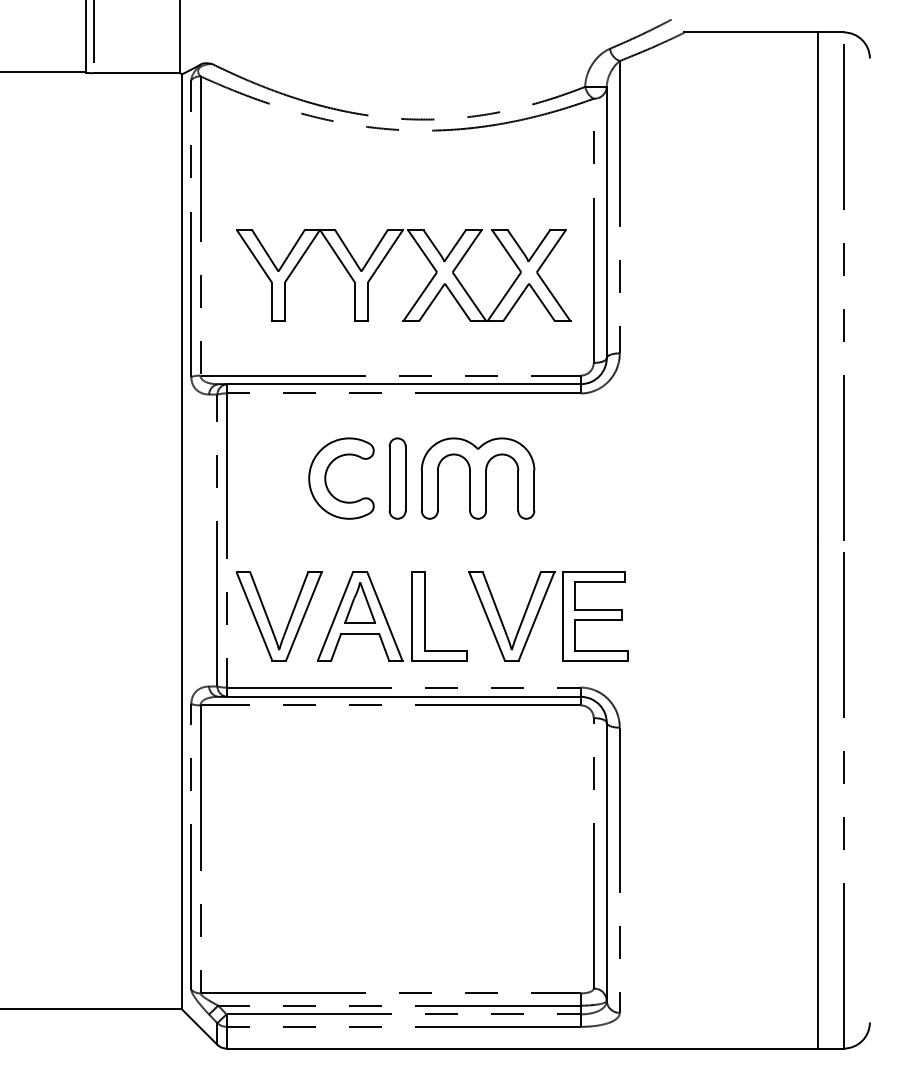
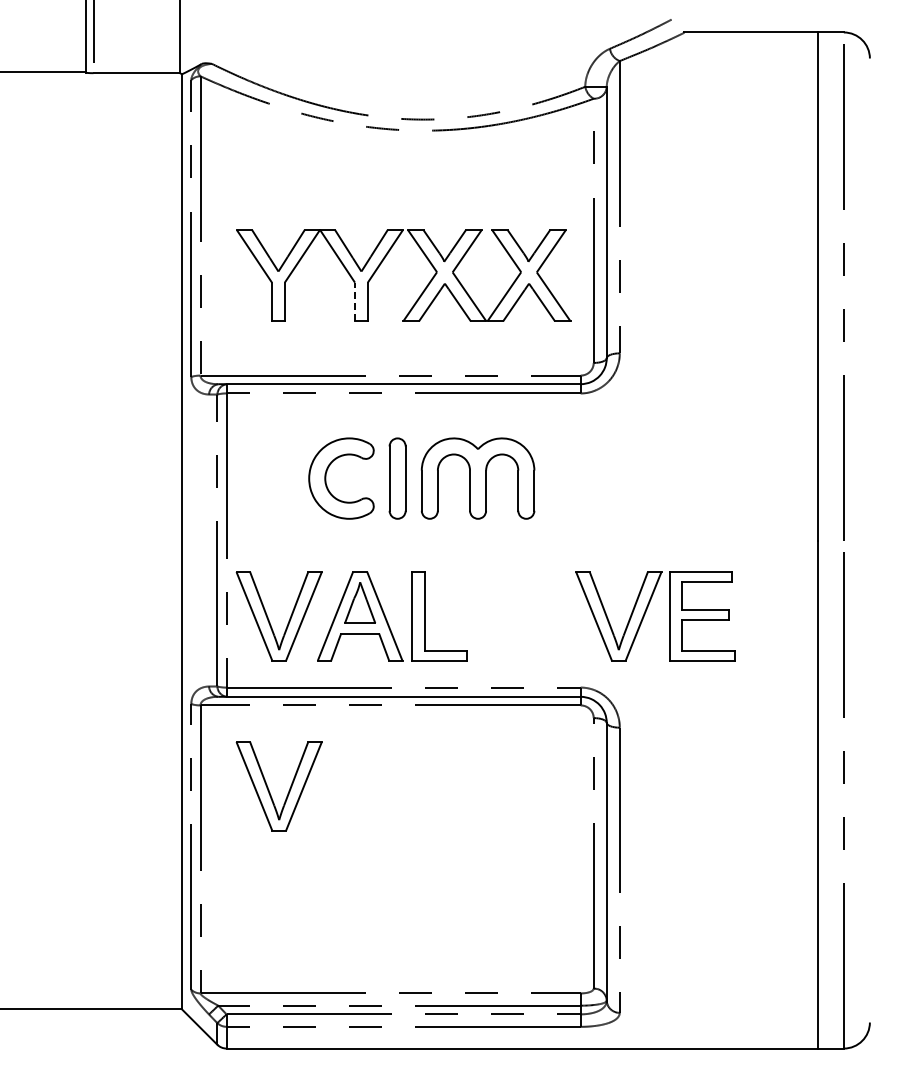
line: solid -> dashed (355, 301)
part position: (539, 612) -> (646, 612) (646, 612)
part: none -> present (269, 789)
